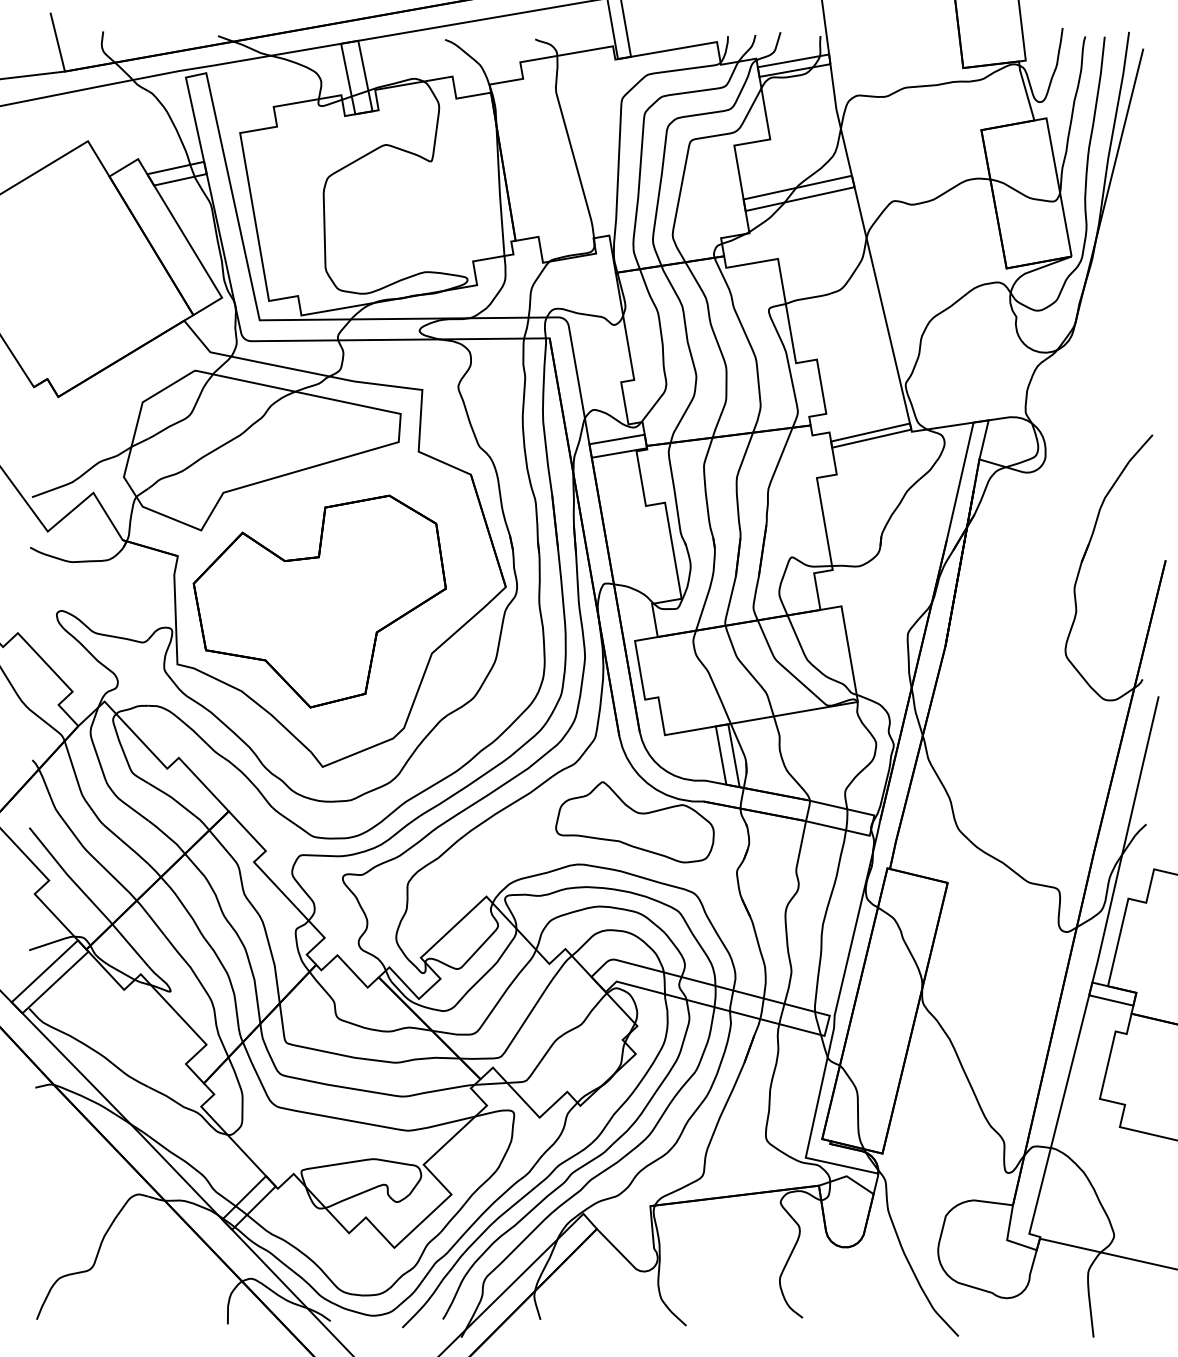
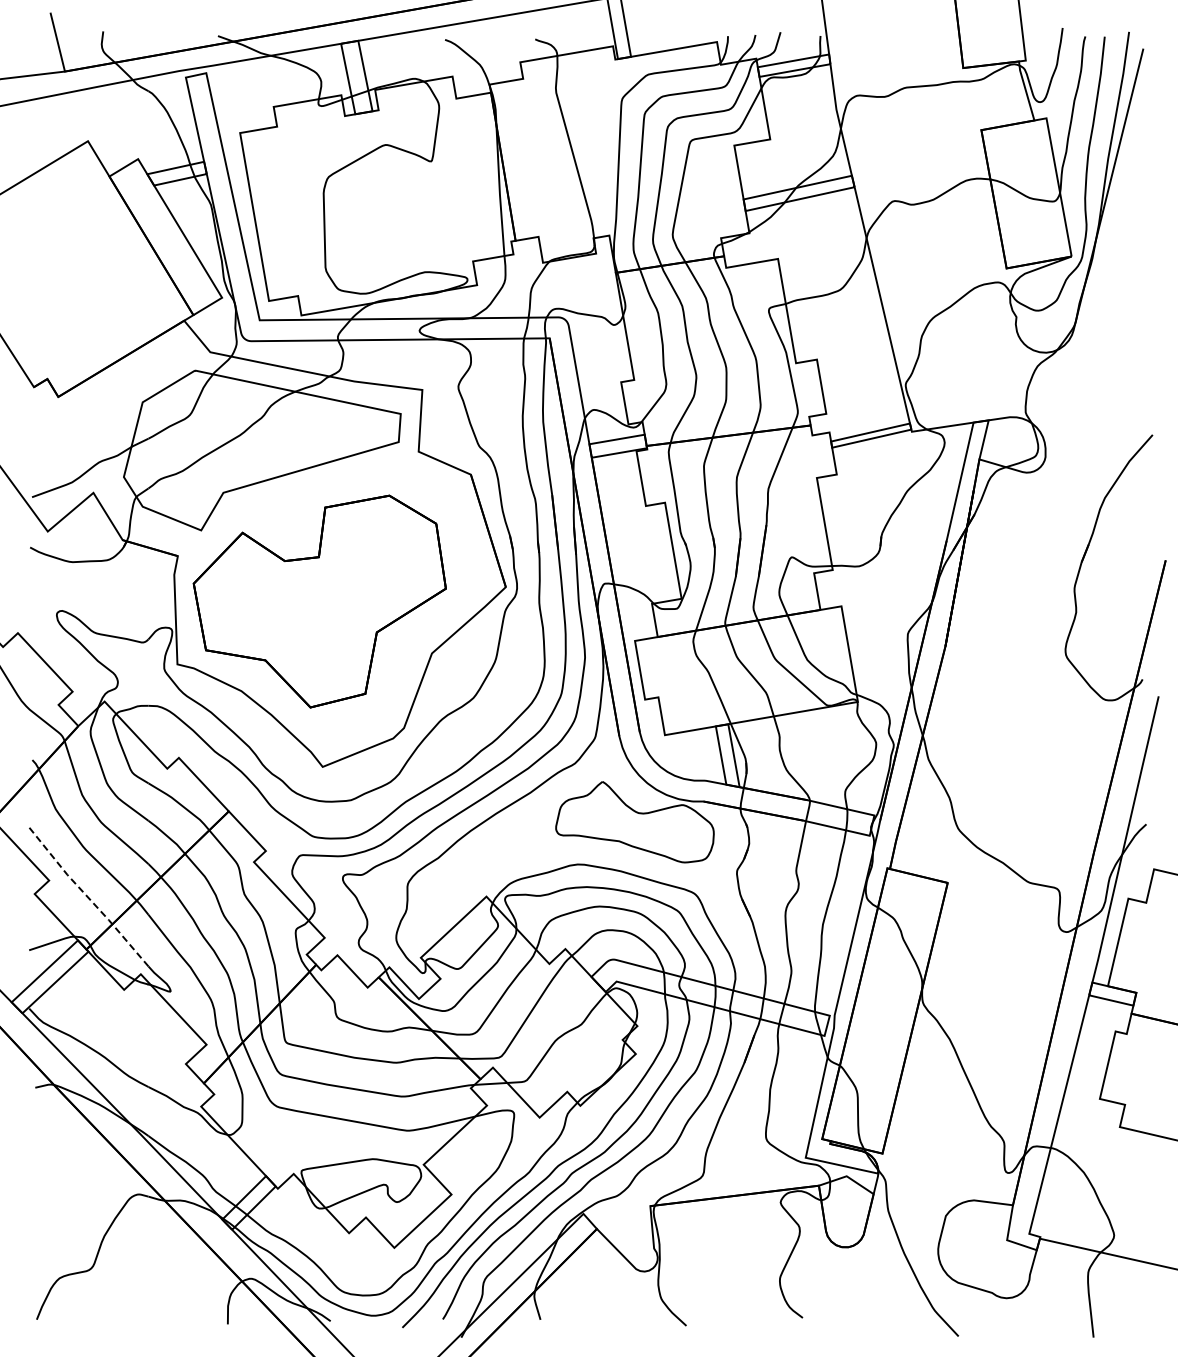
line: solid -> dashed (88, 897)
